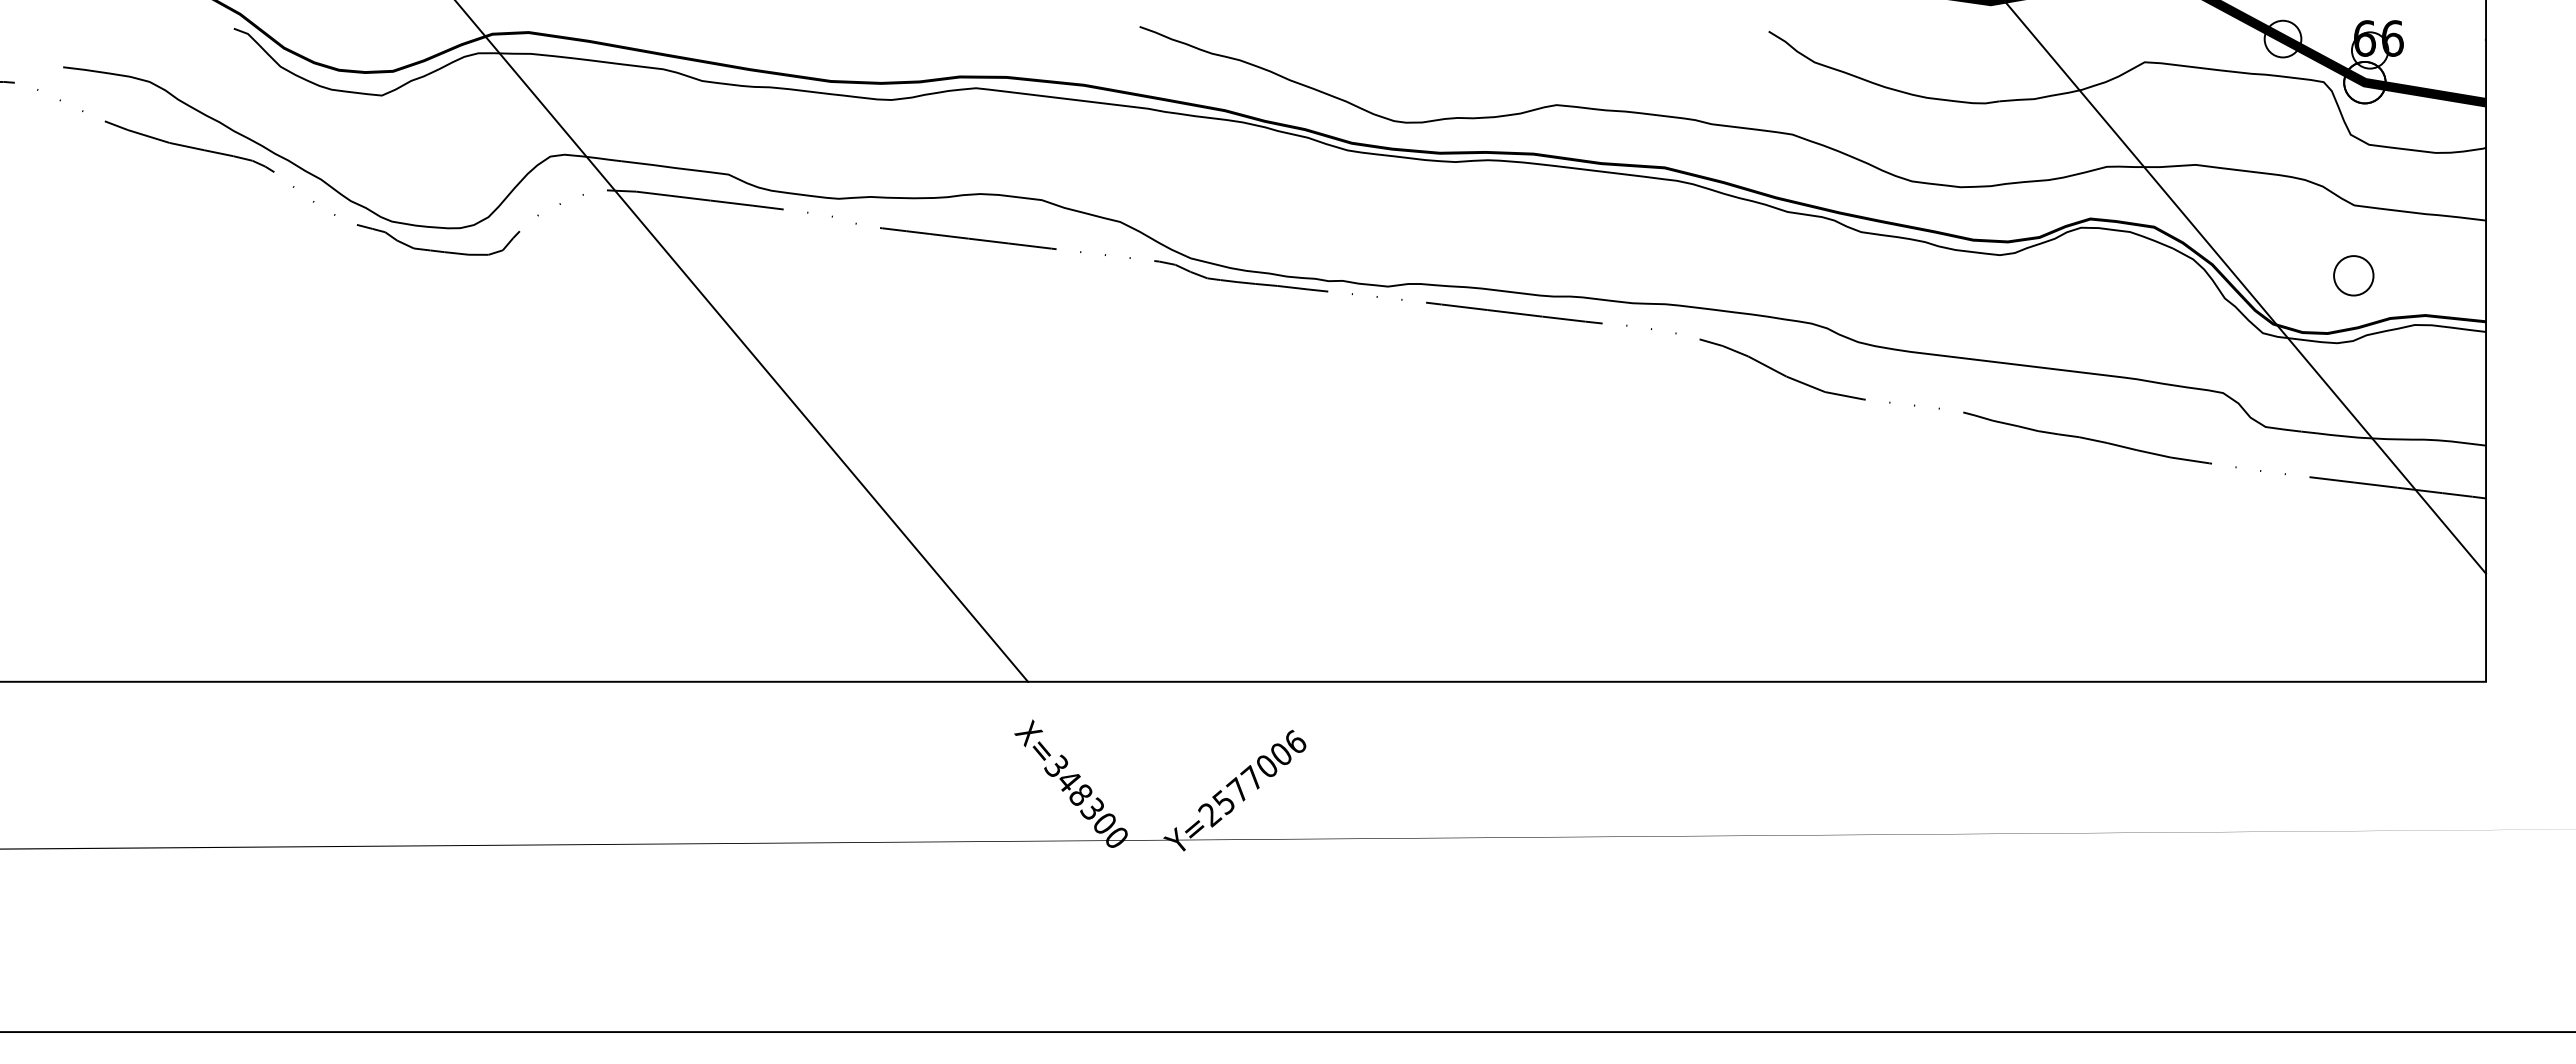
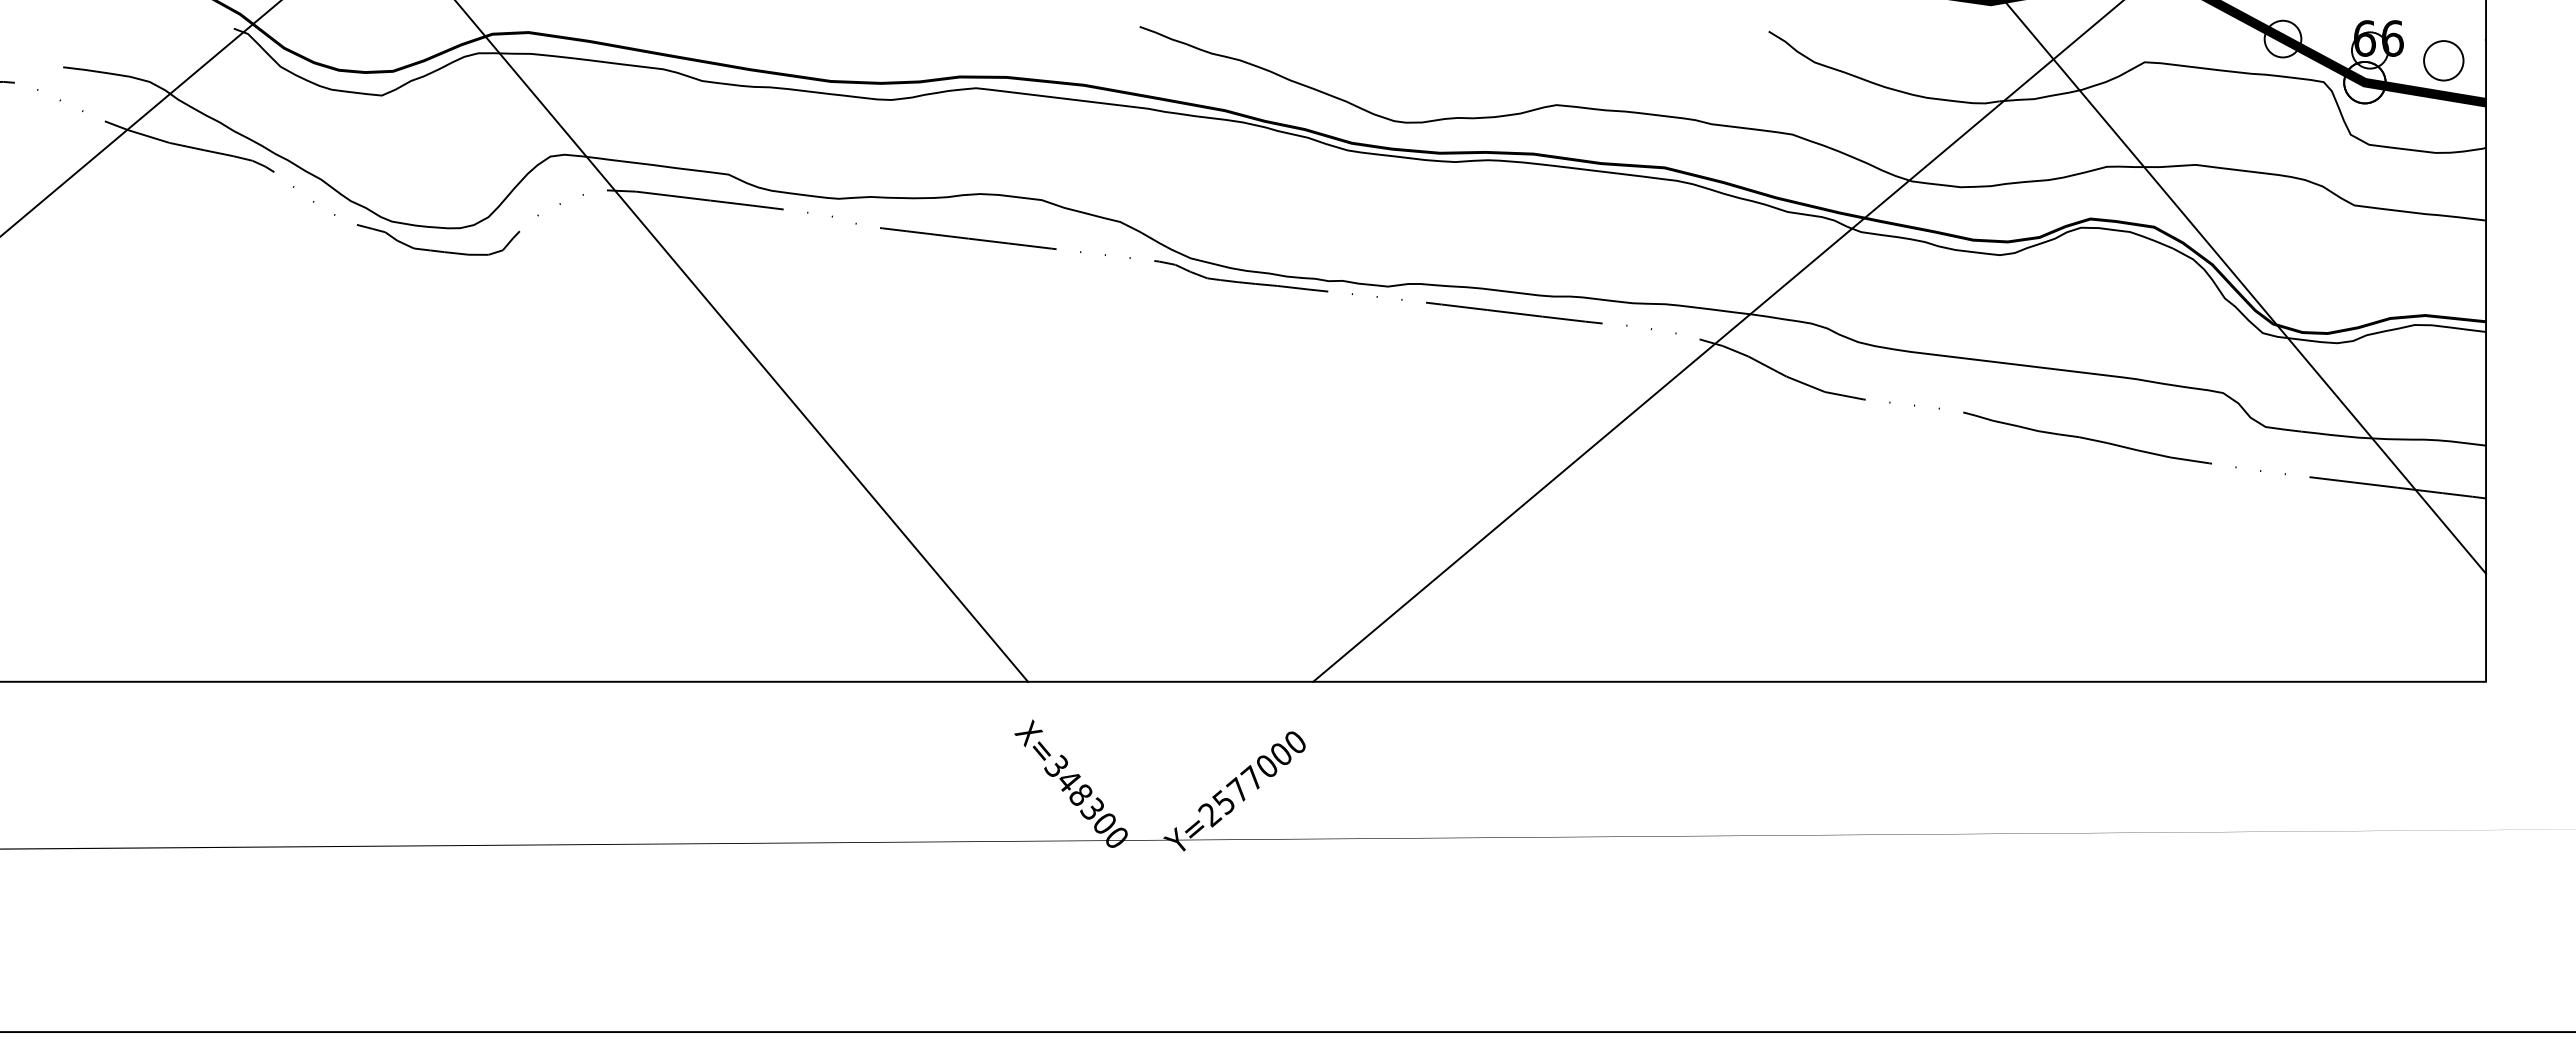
line: none -> present (140, 118)
circle position: (2353, 275) -> (2443, 60) (2443, 60)
line: none -> present (1717, 341)
text: Y=2577006 -> Y=2577000 (1295, 741)
